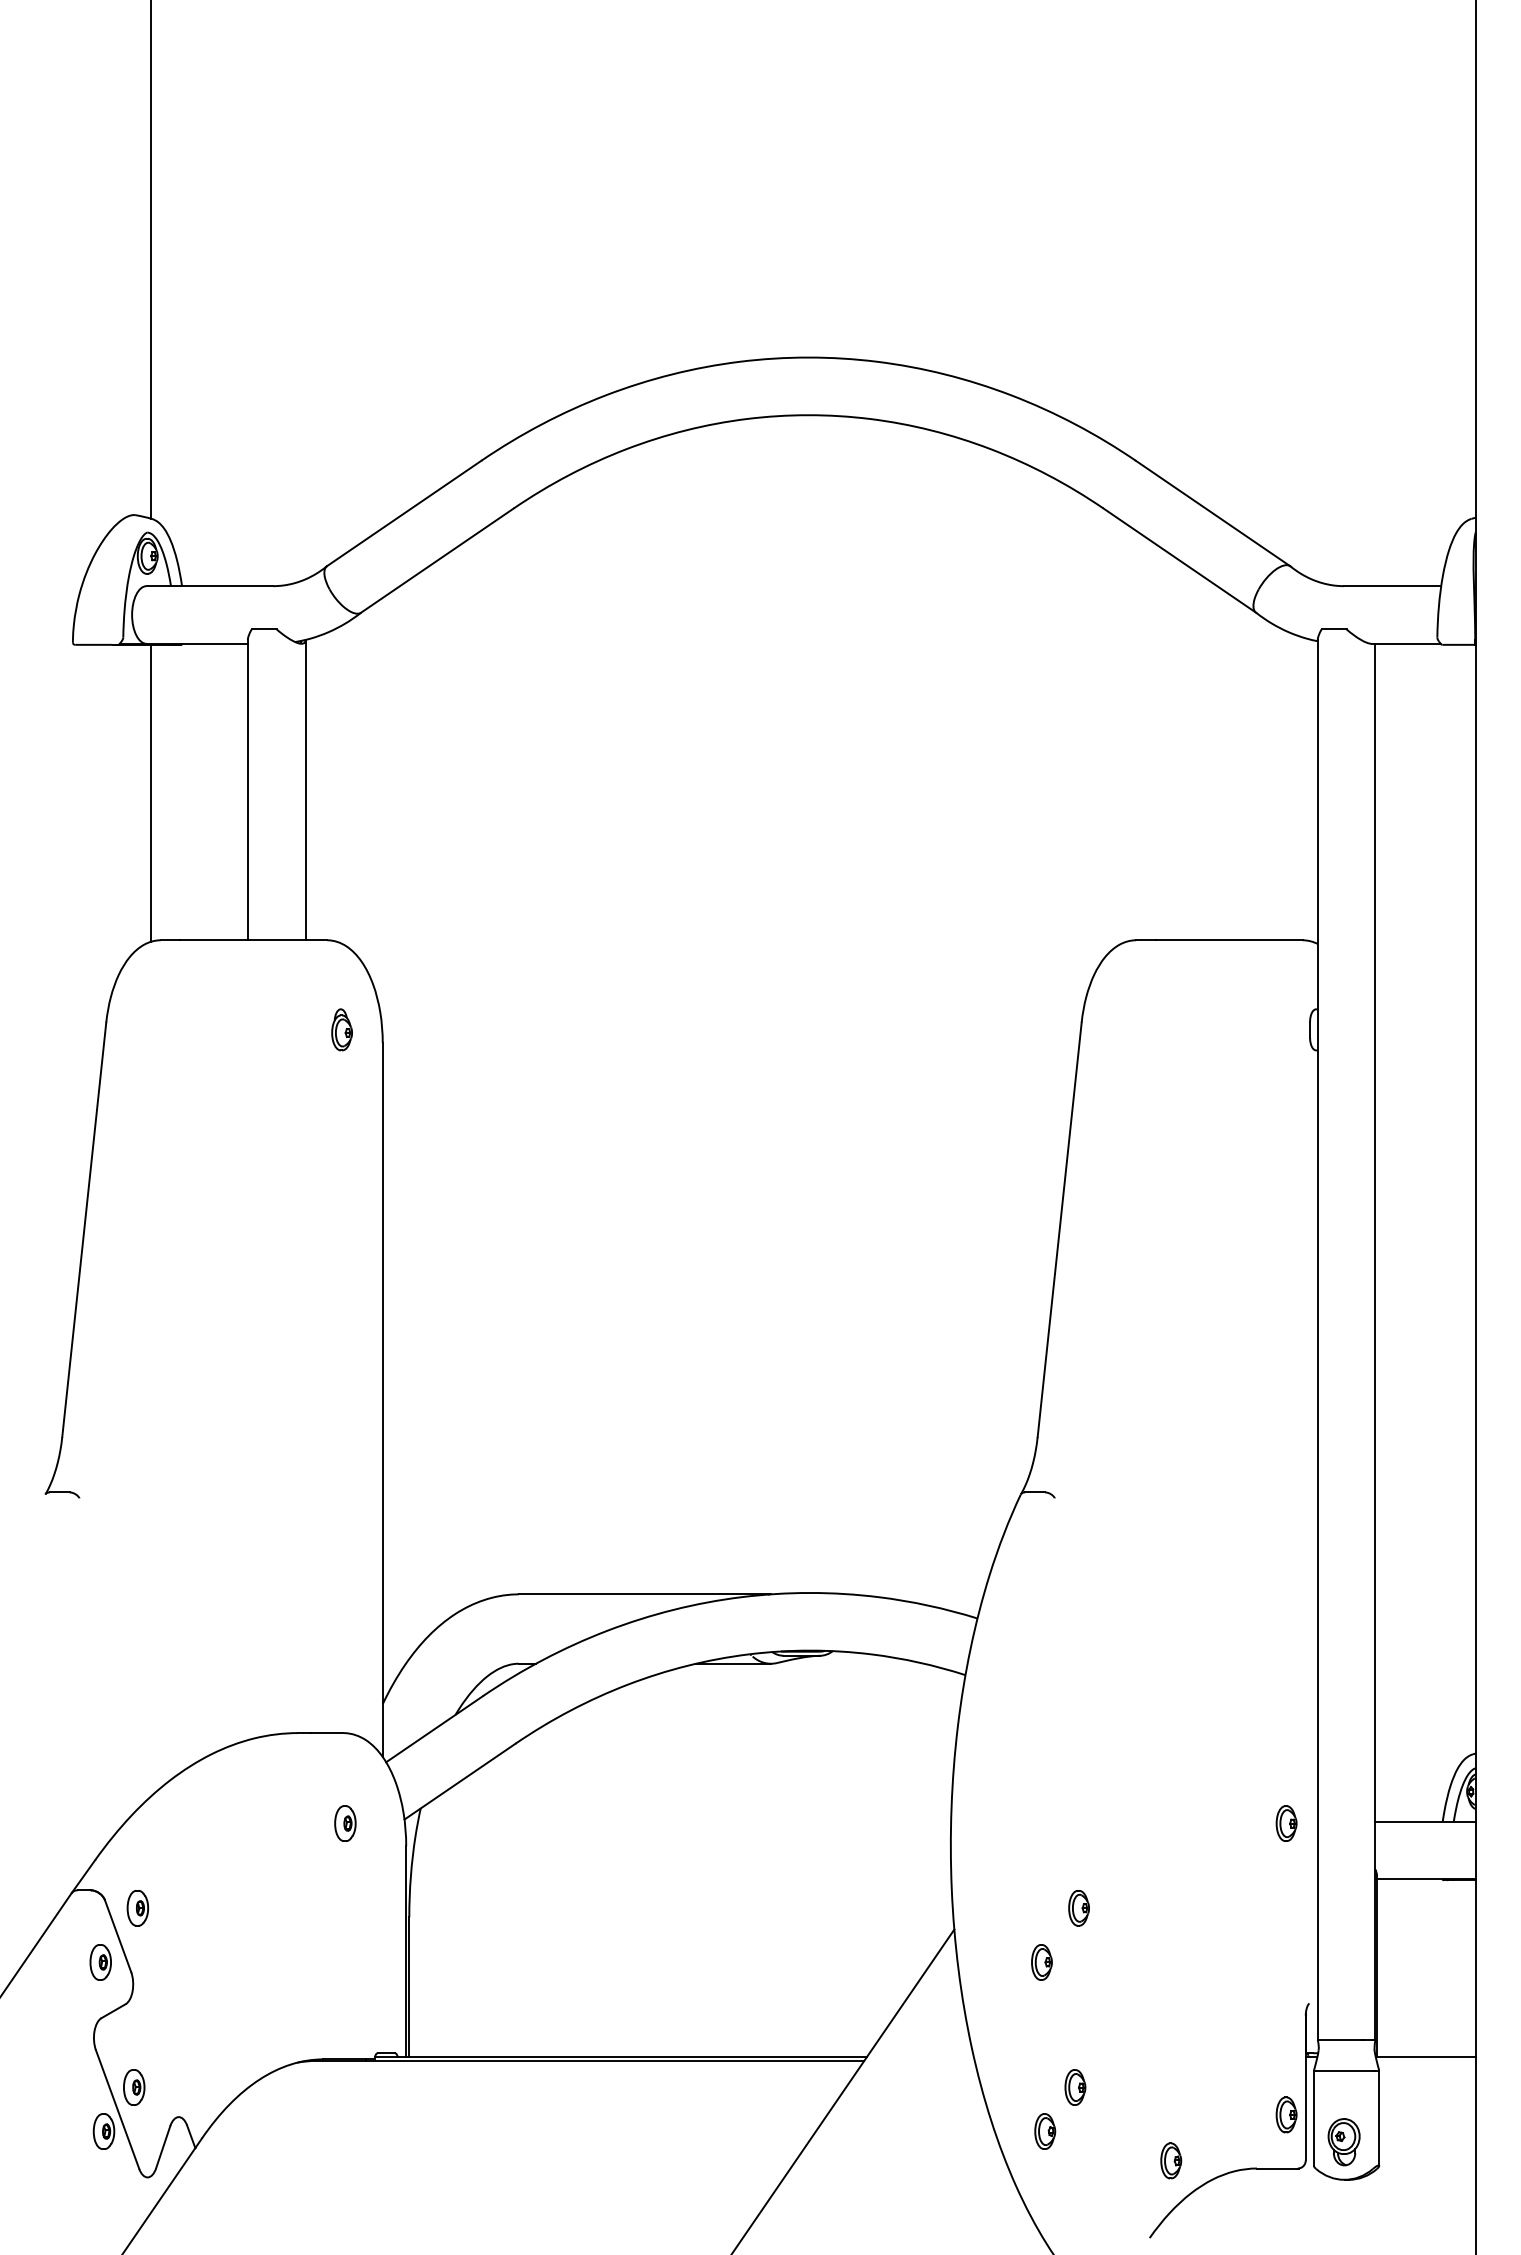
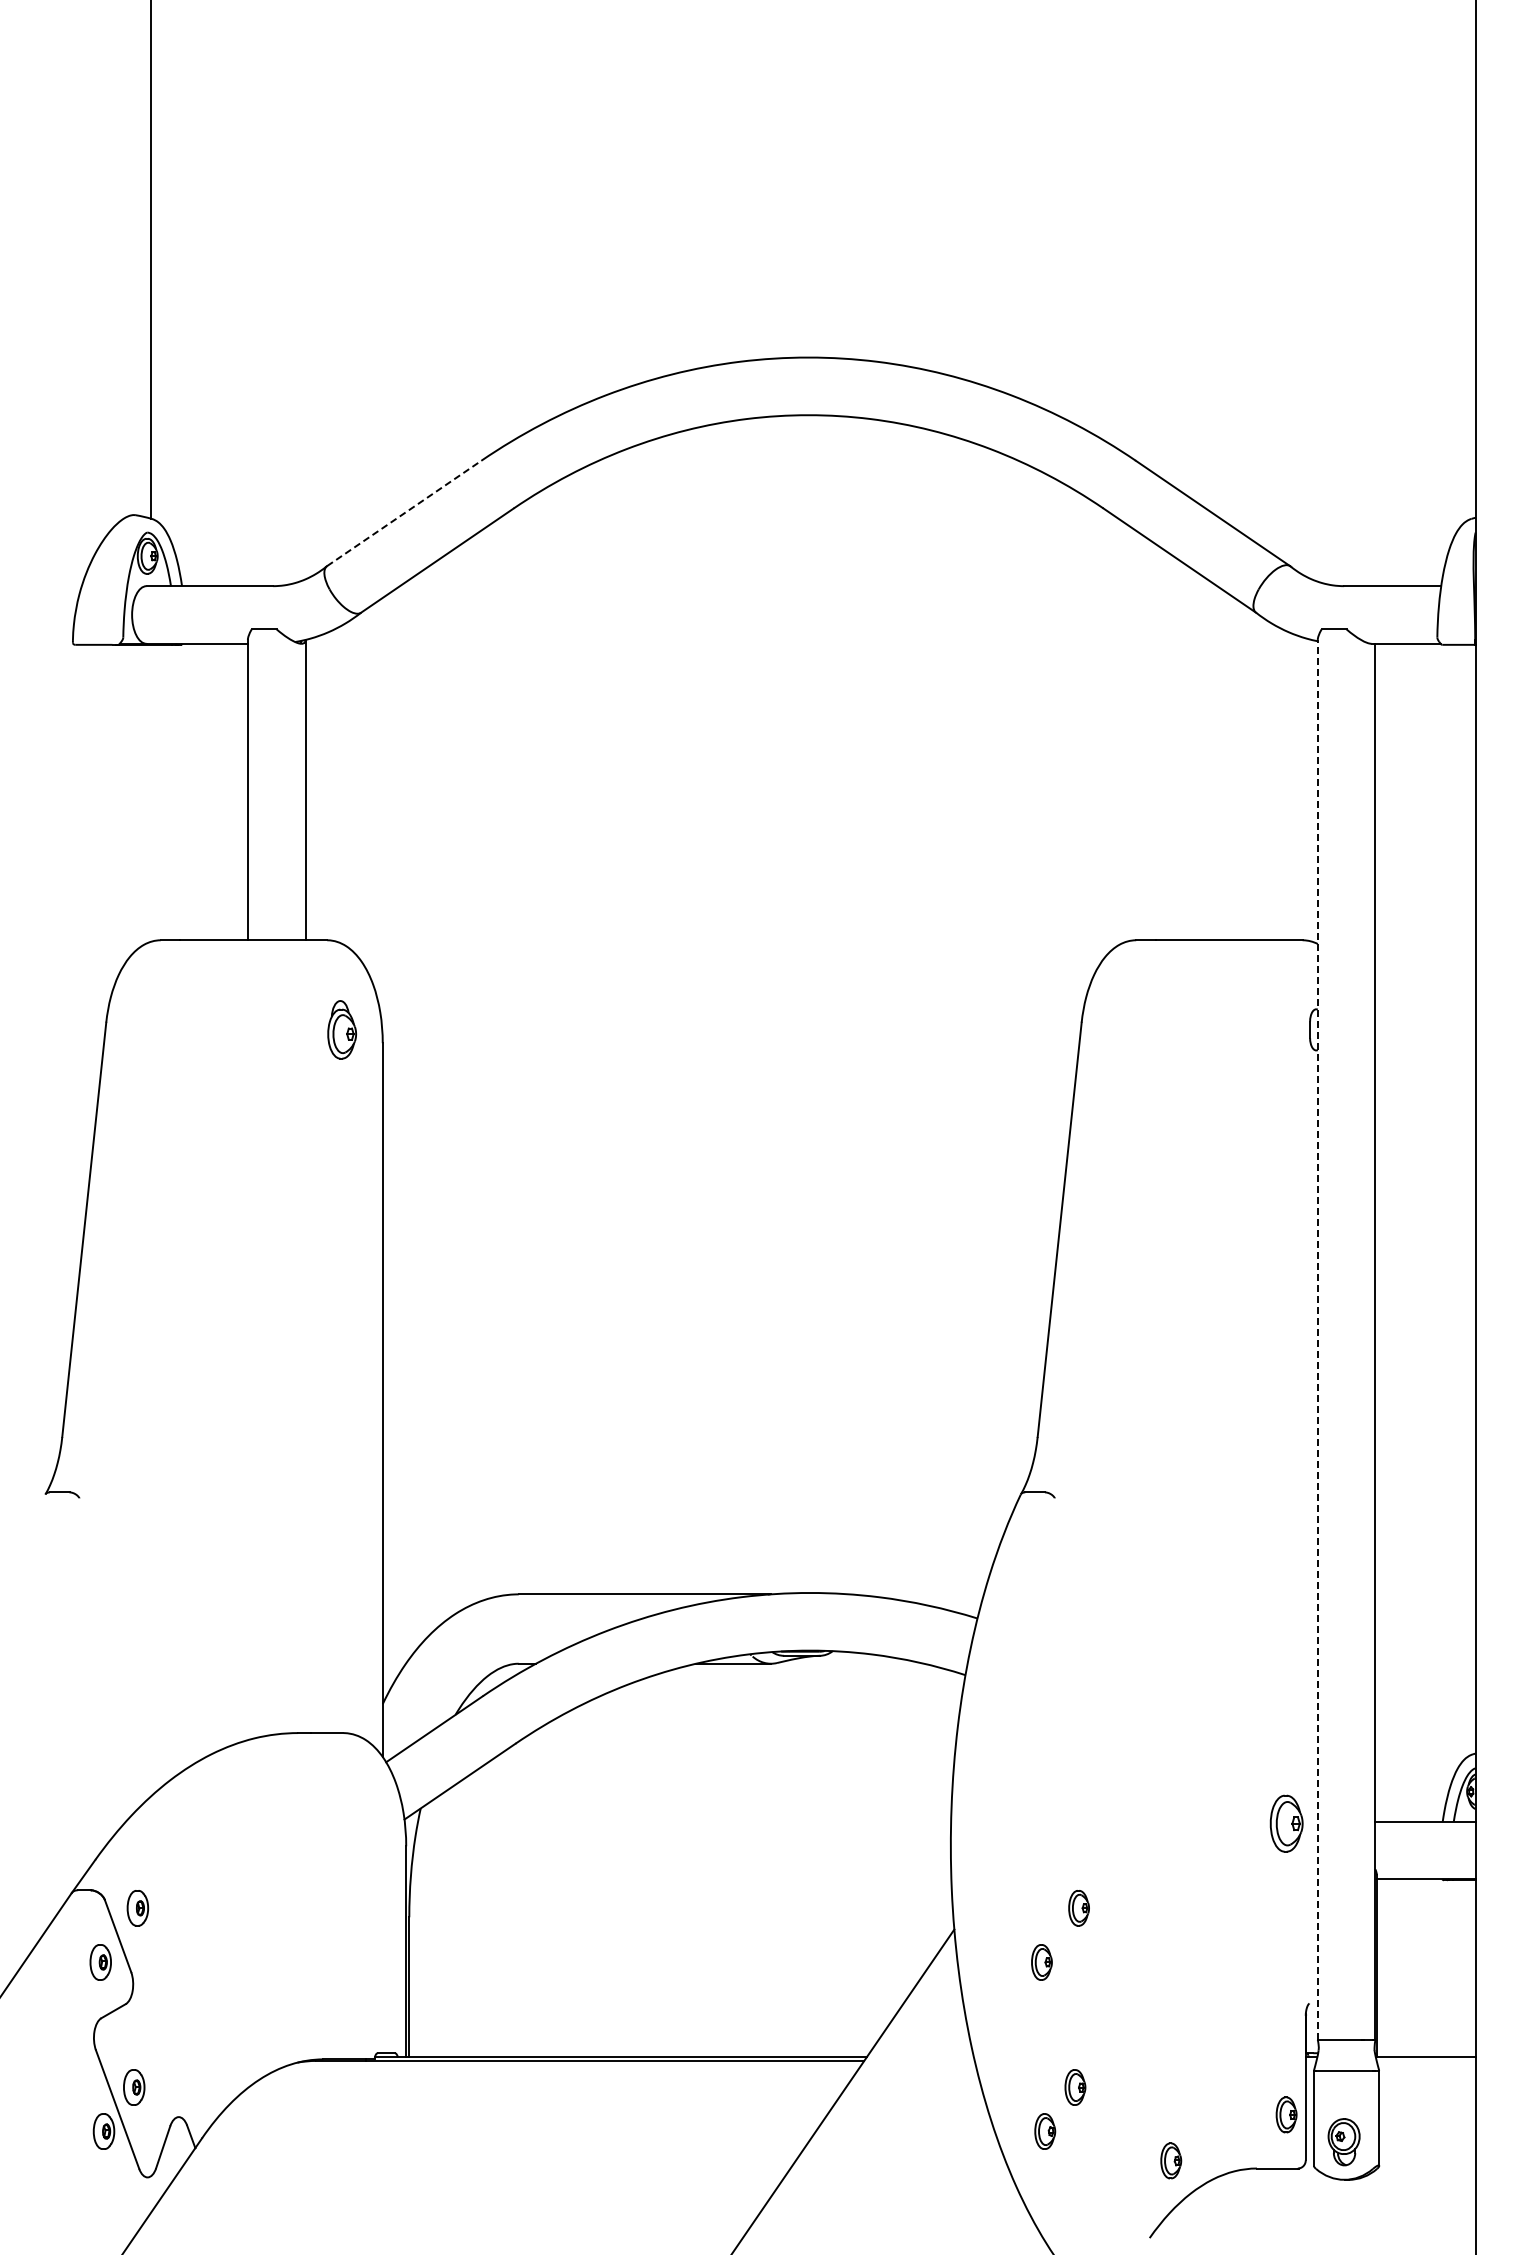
line: solid -> dashed (404, 513)
line: present -> none (150, 792)
part size: 22x44 px -> 30x60 px (341, 1029)
line: solid -> dashed (1317, 1339)
part: present -> none (345, 1823)
part size: 23x37 px -> 35x59 px (1286, 1823)
